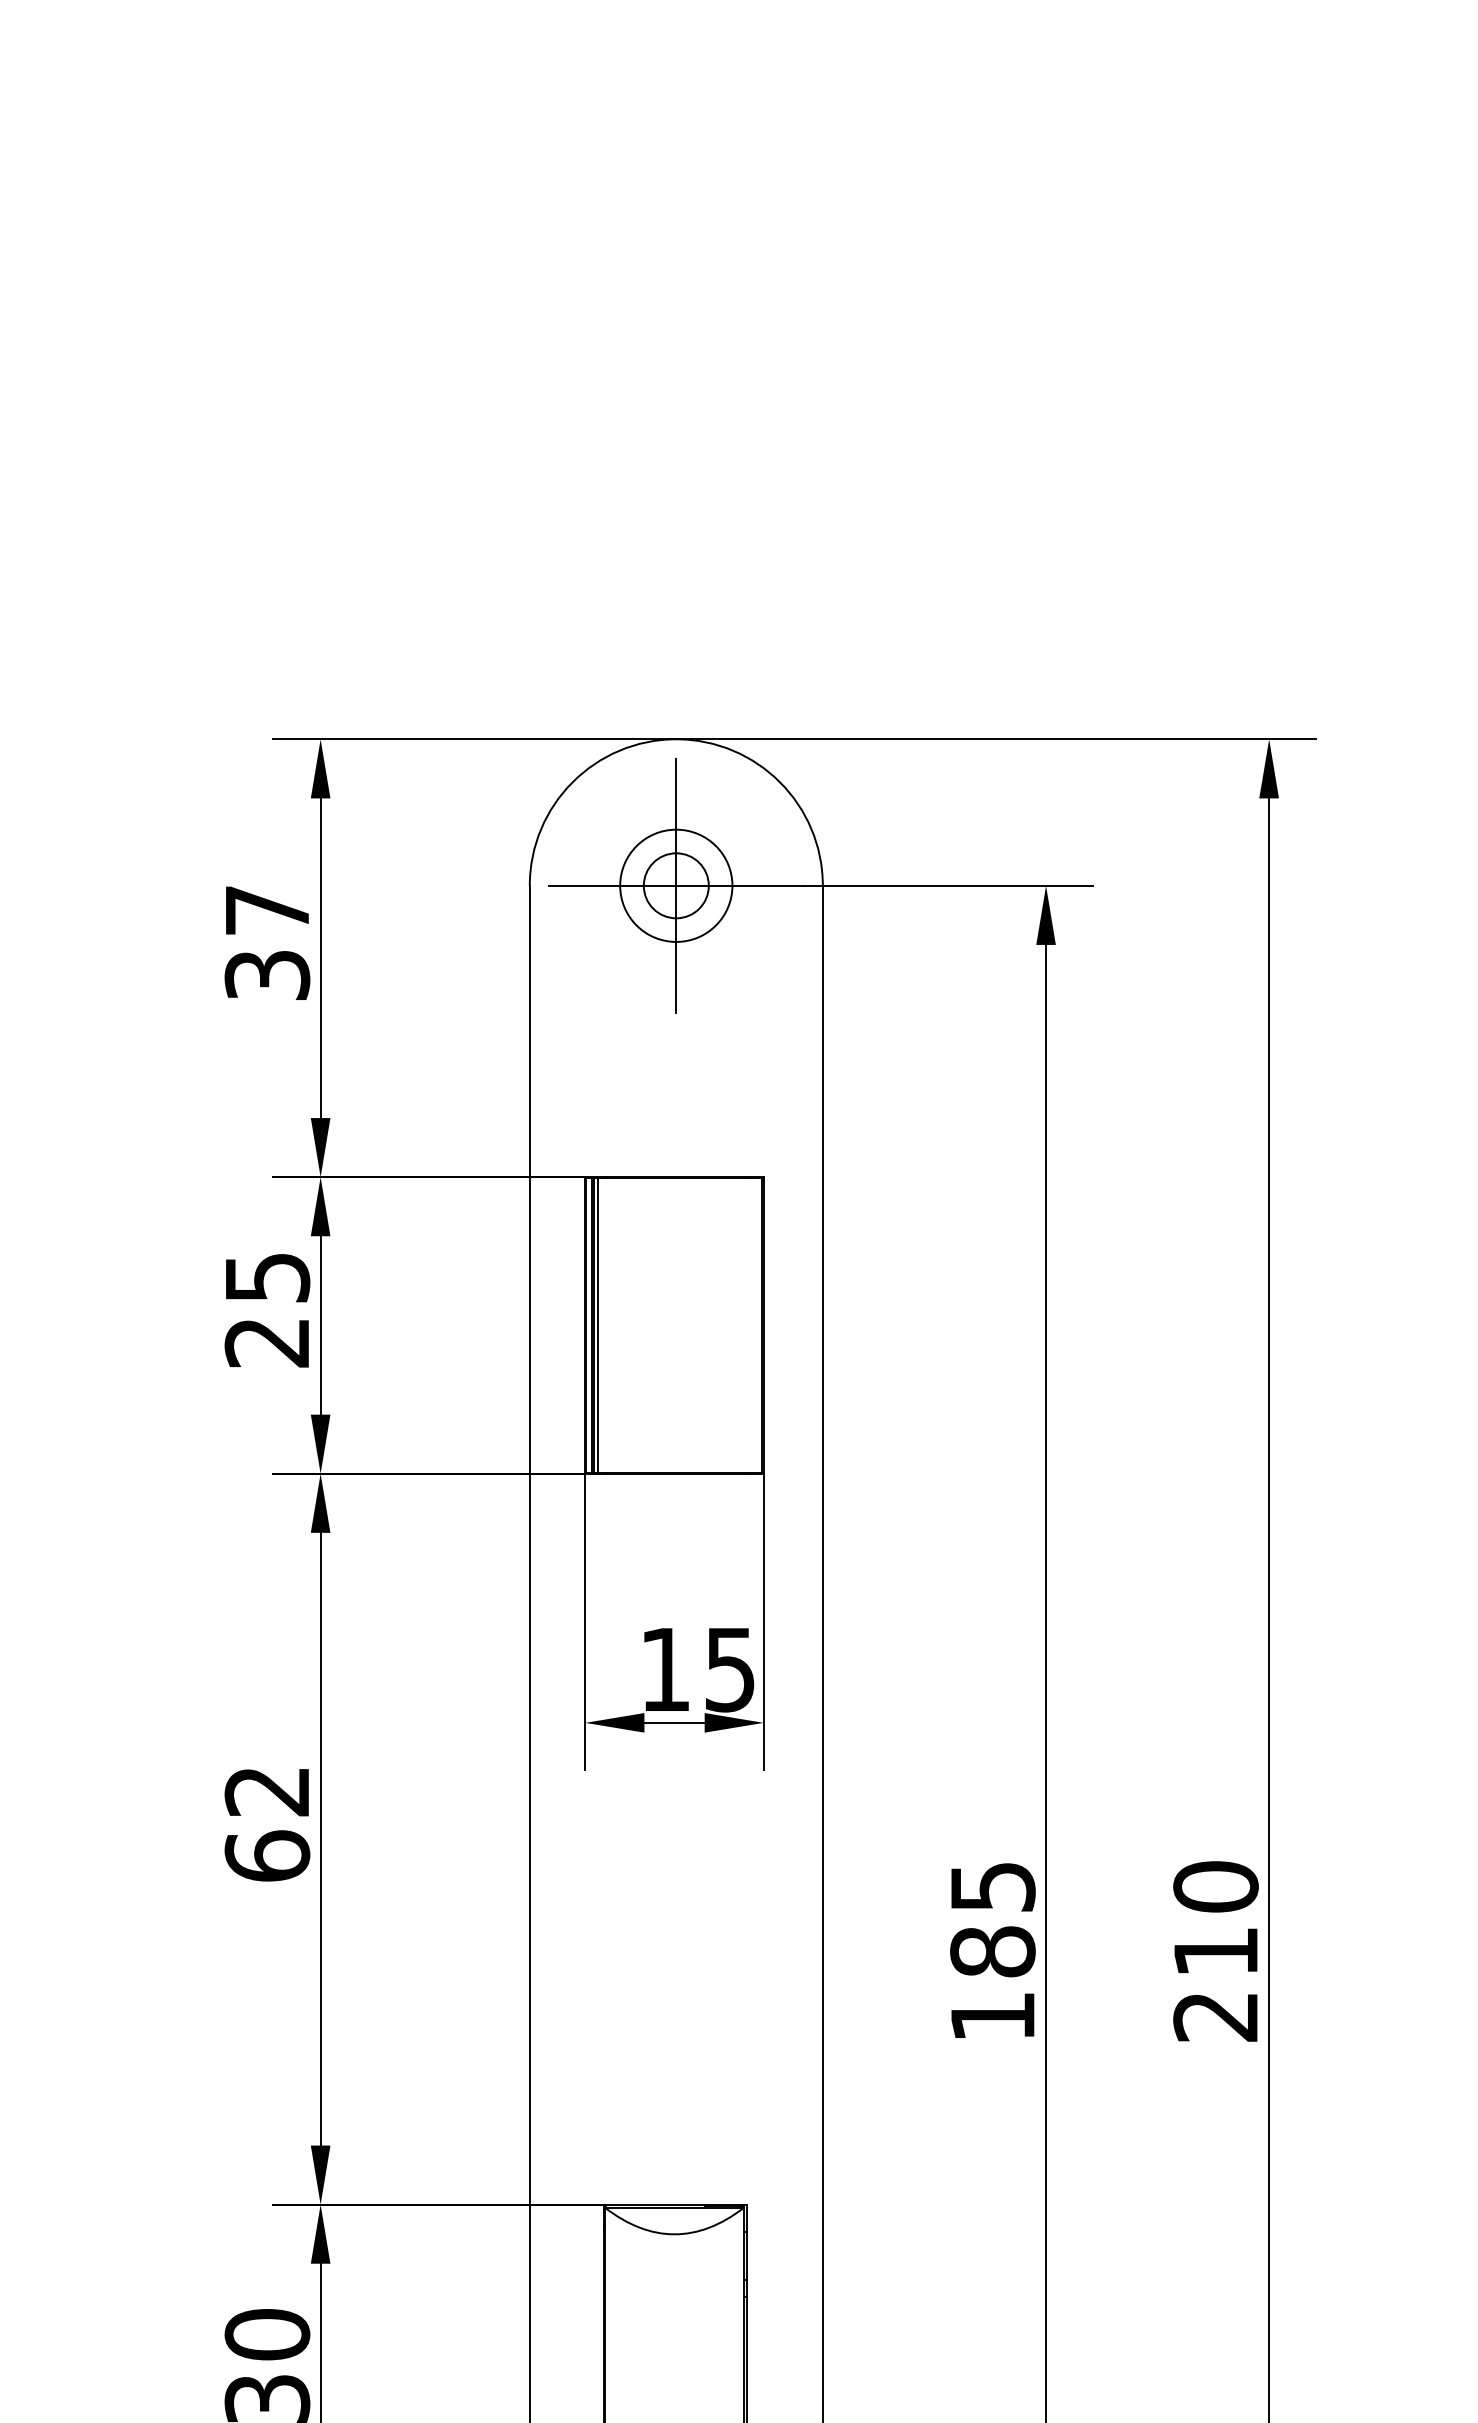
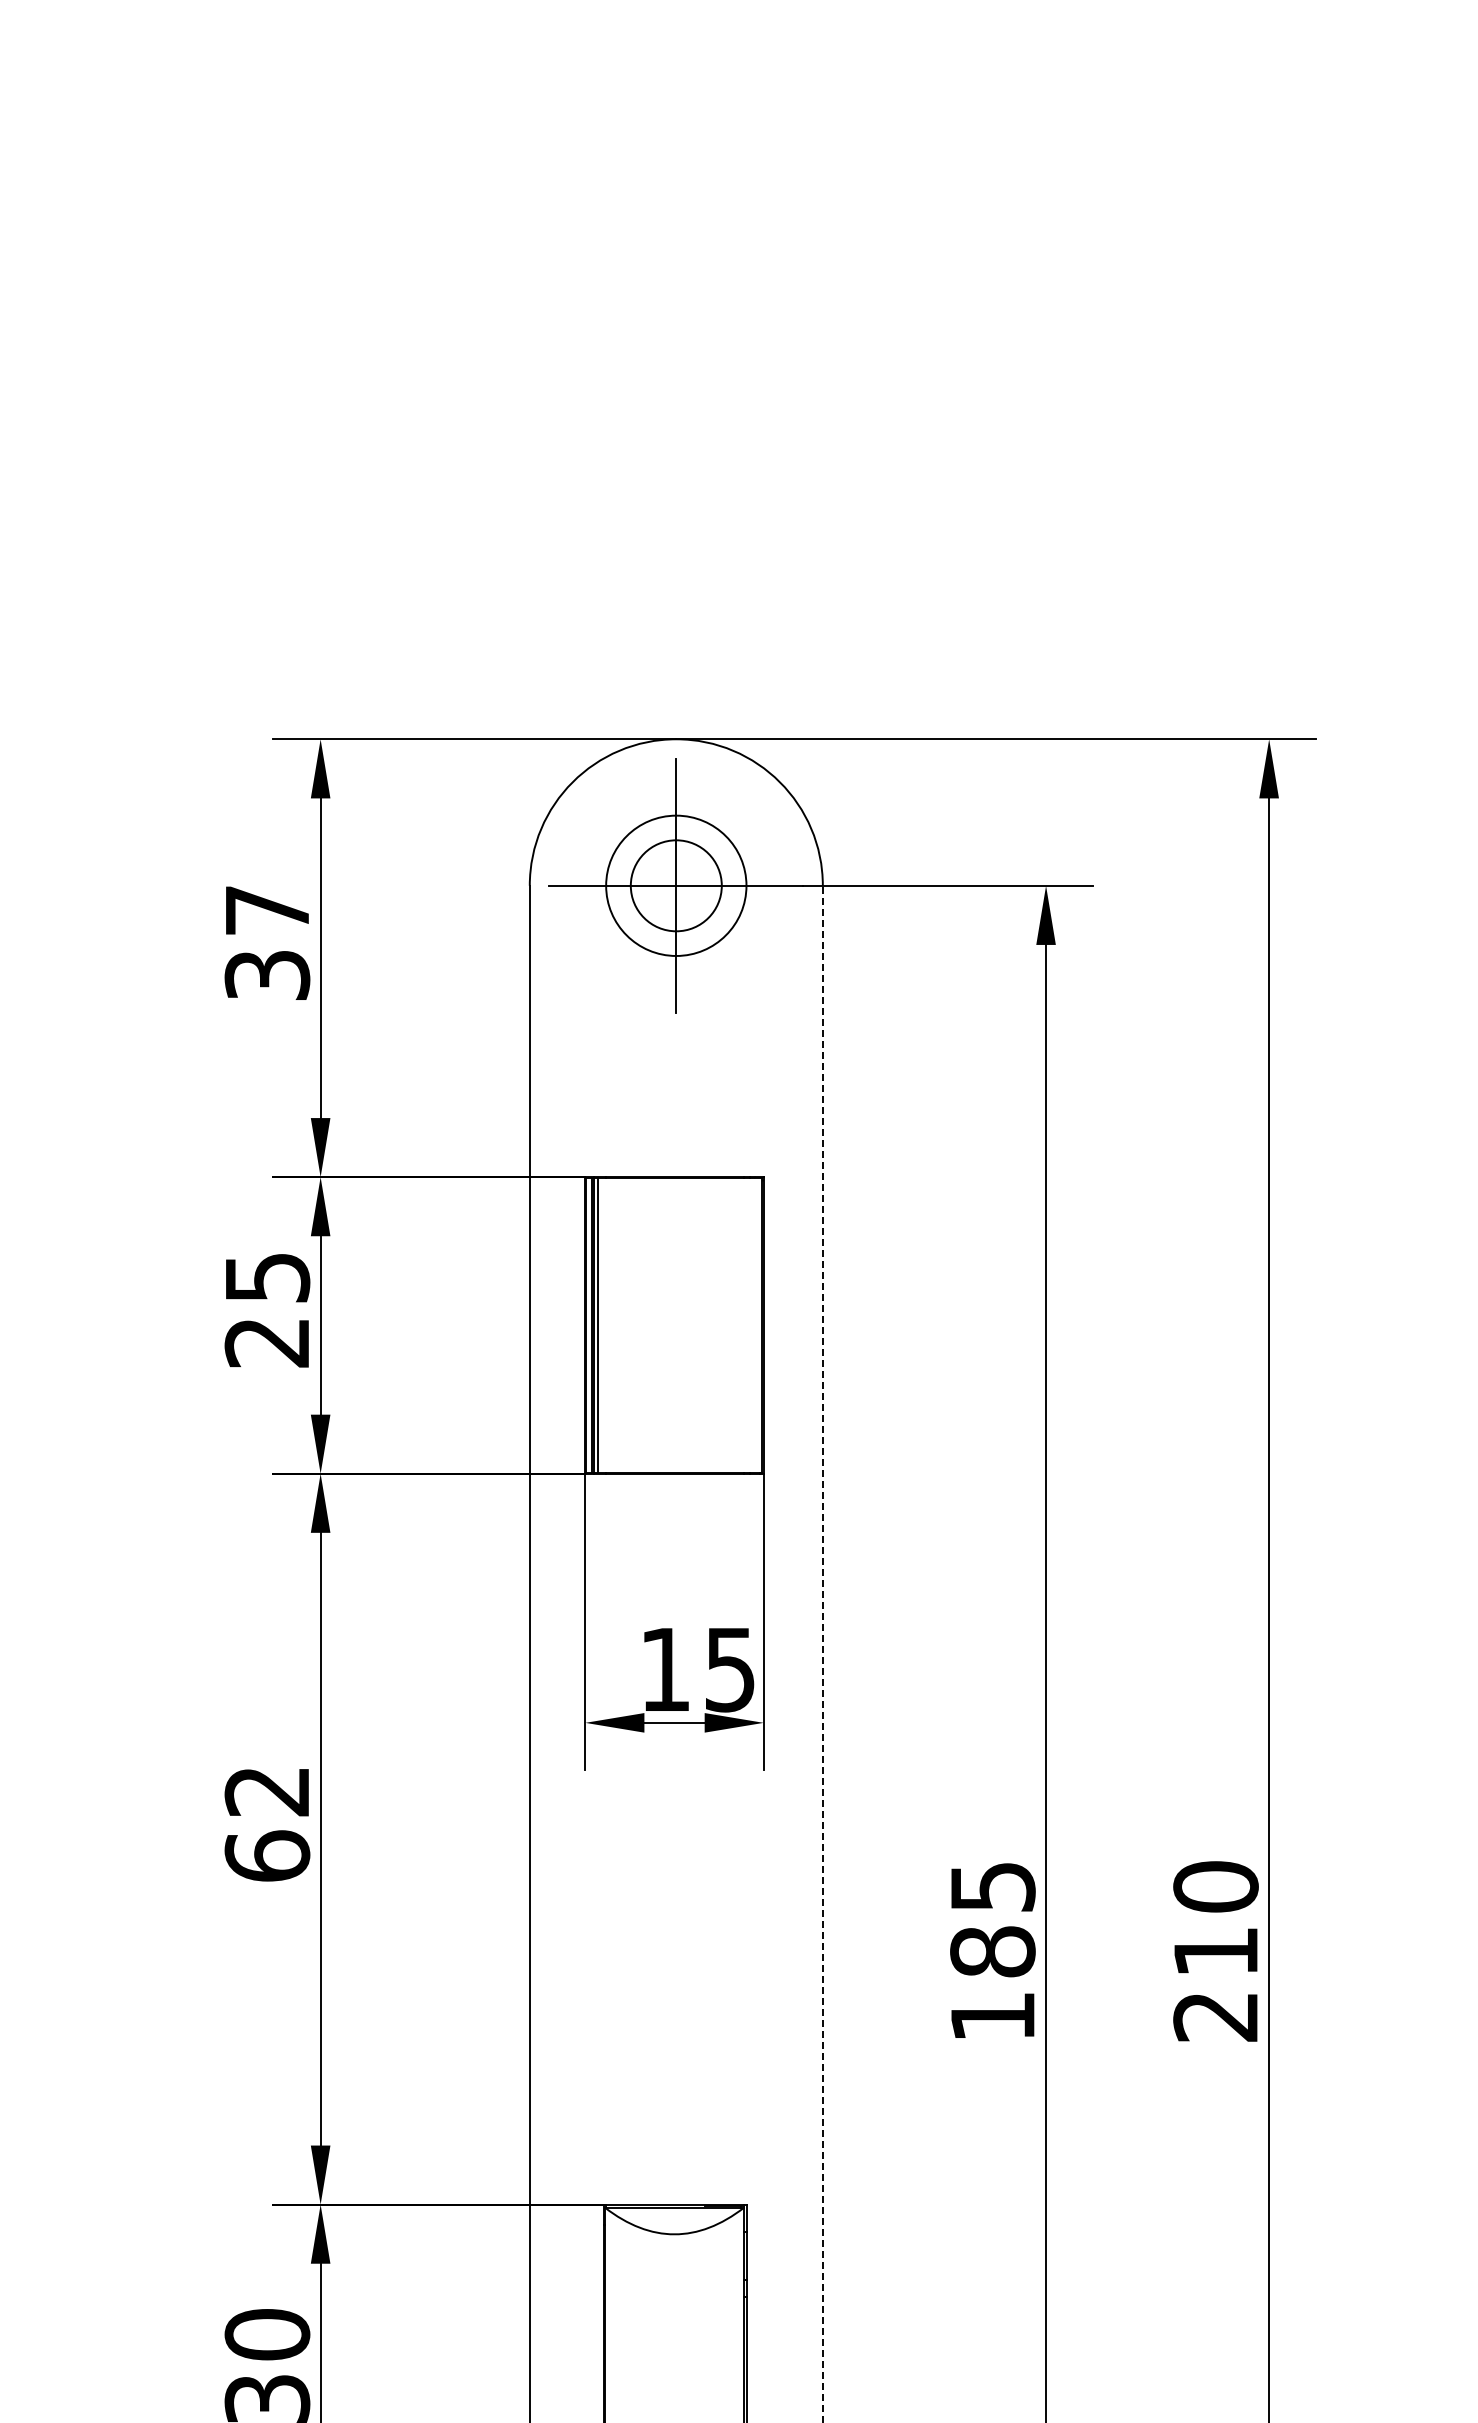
circle diameter: 65 px -> 91 px (675, 885)
circle diameter: 112 px -> 140 px (676, 885)
line: solid -> dashed (822, 1653)
